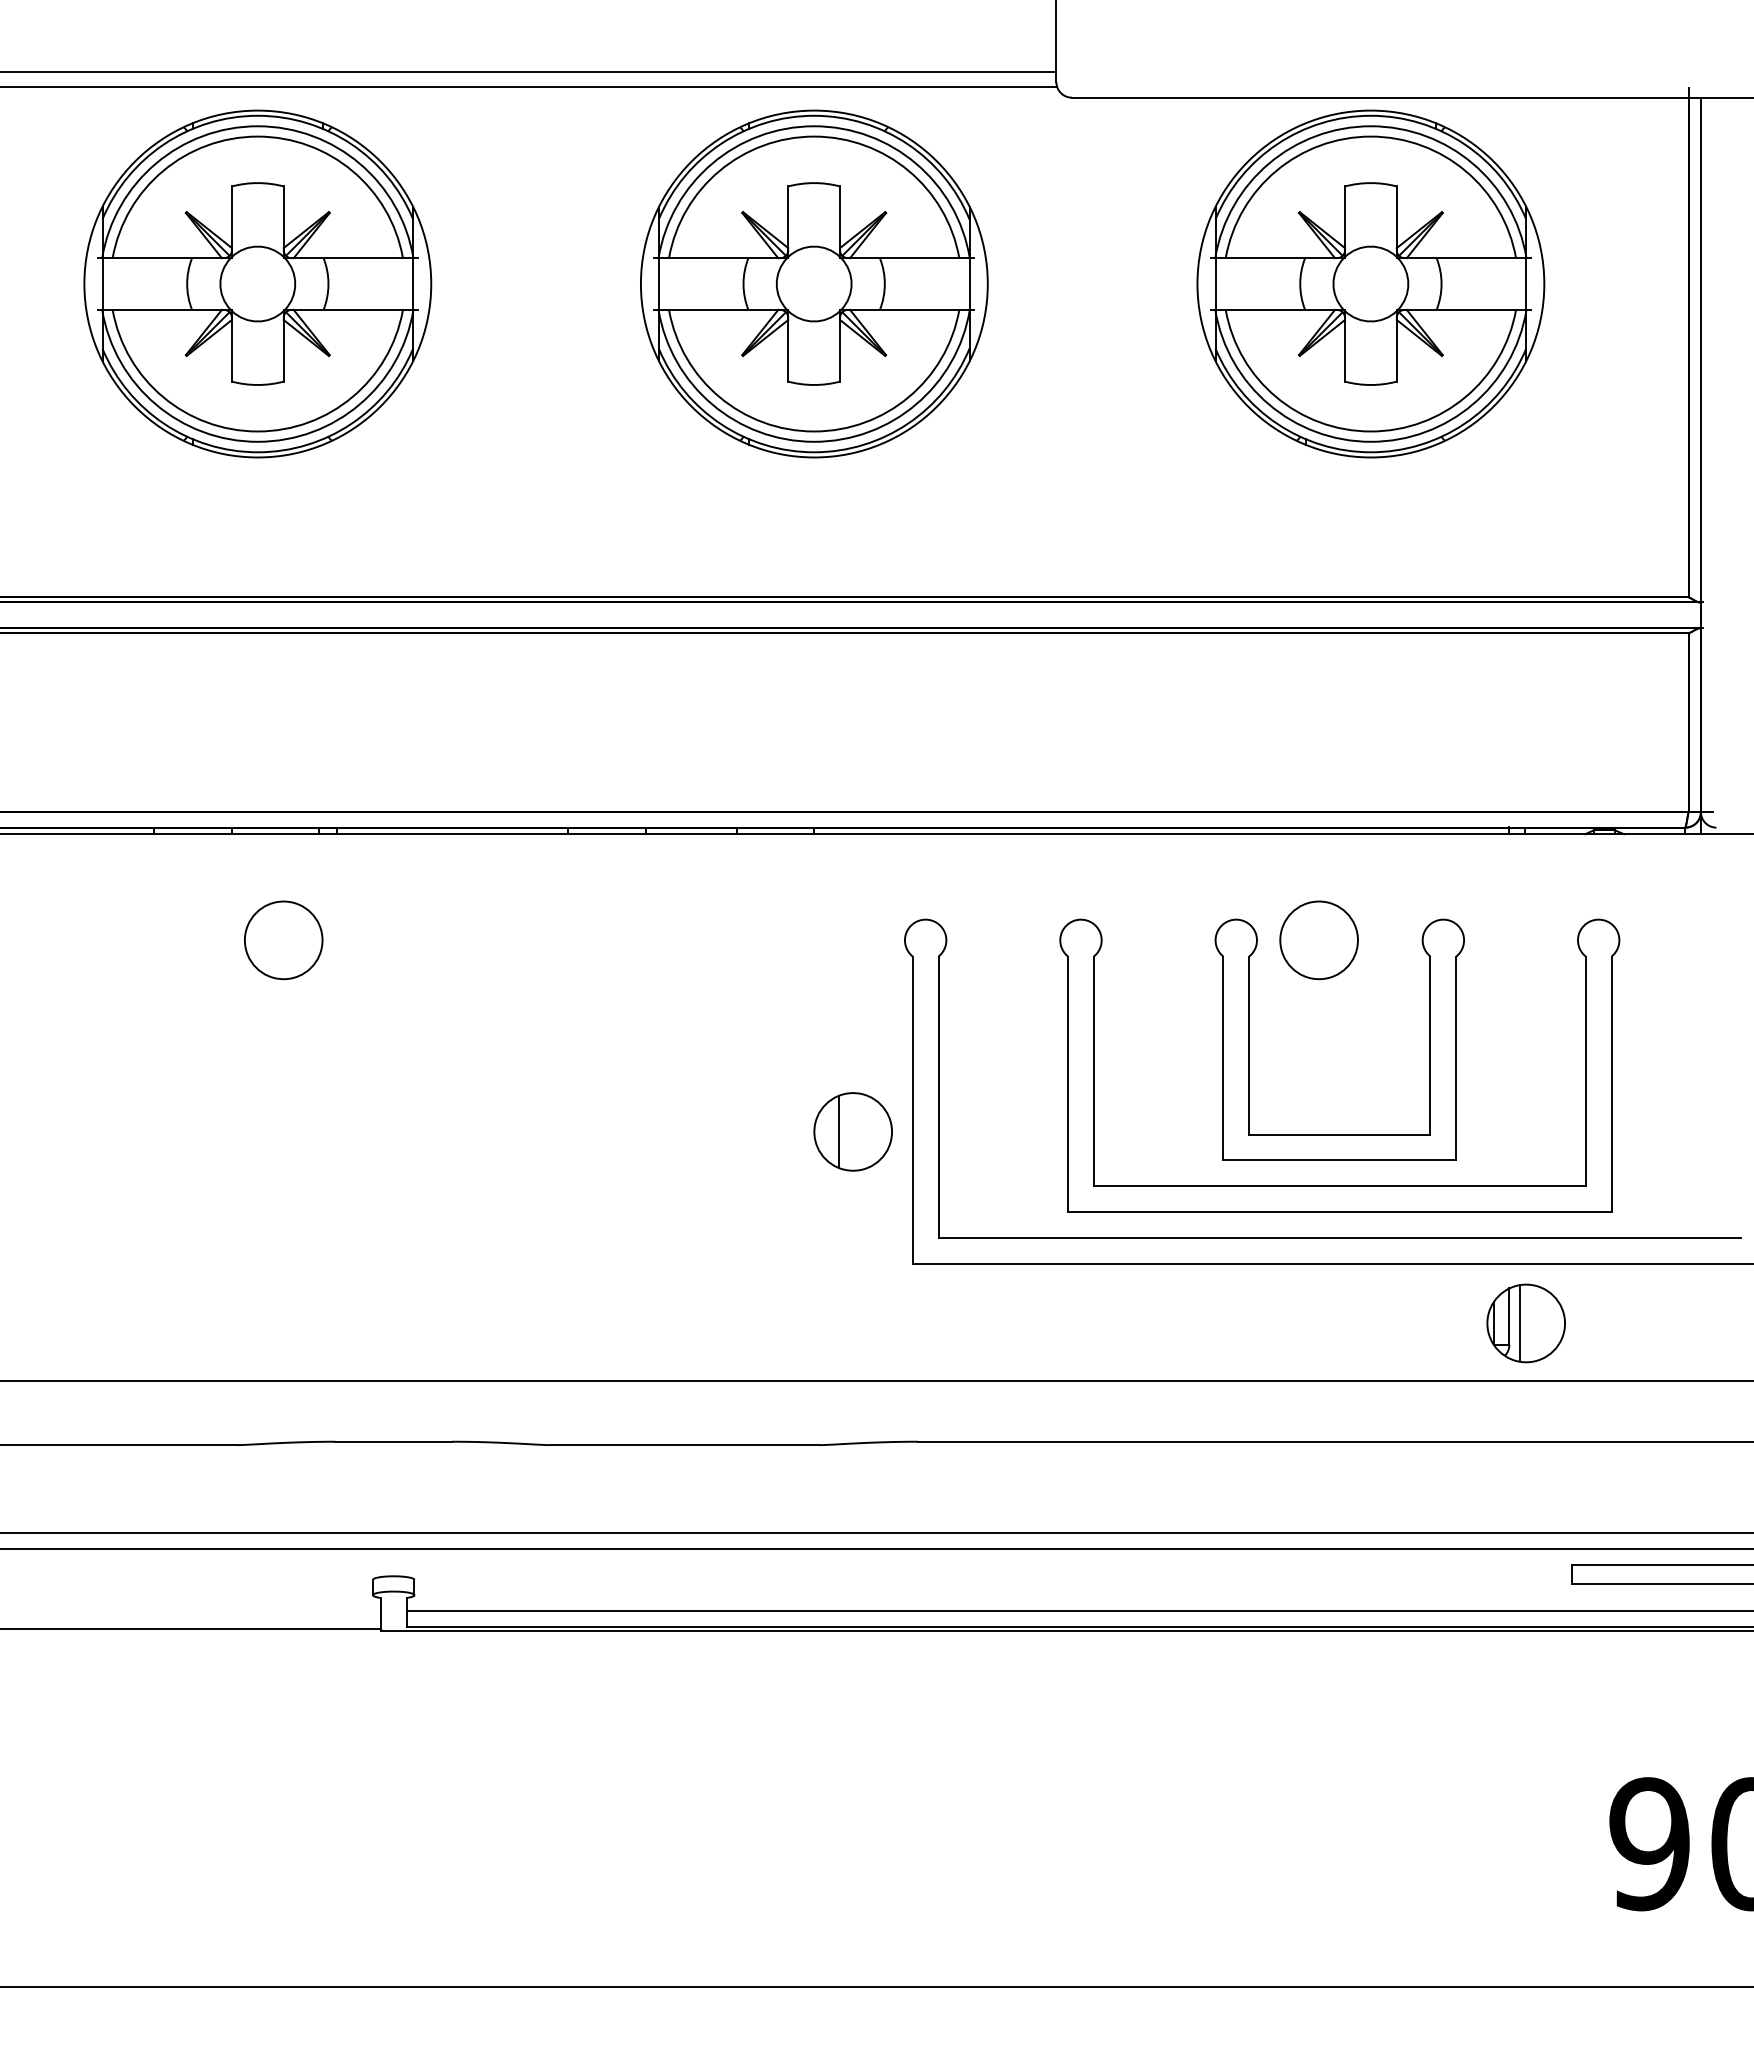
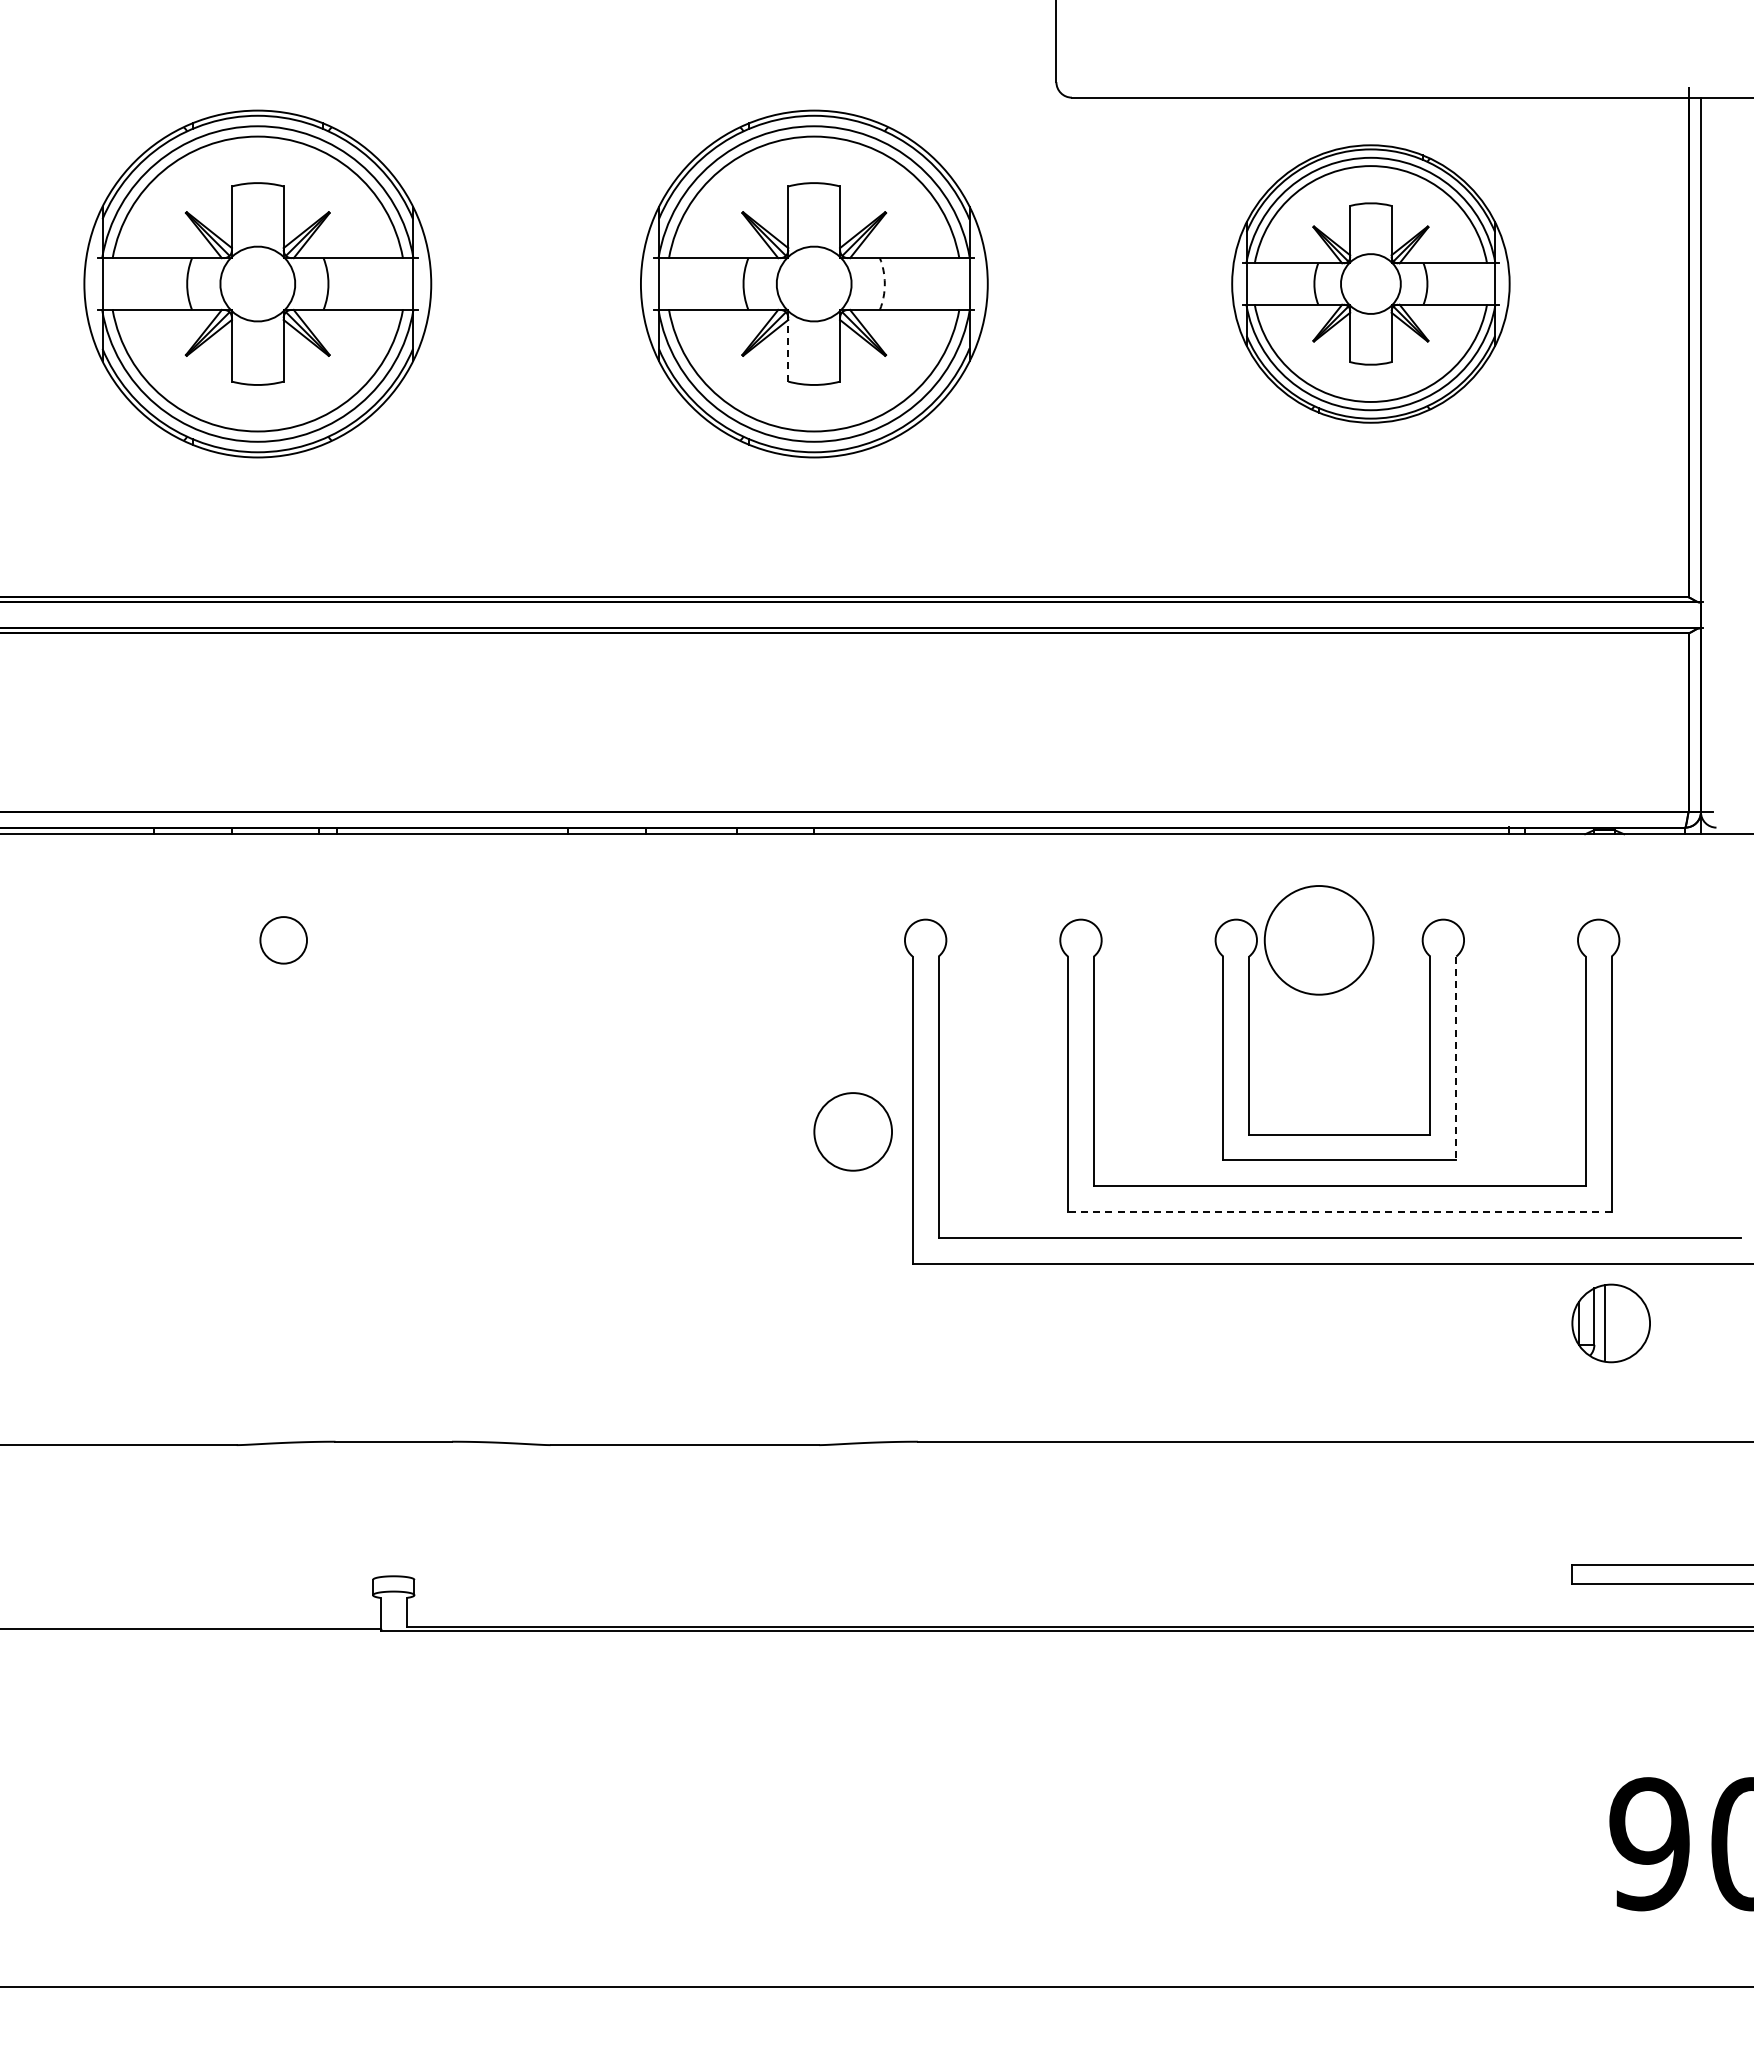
line: present -> none (529, 71)
line: present -> none (529, 87)
part size: 350x350 px -> 280x280 px (1370, 283)
arc: solid -> dashed (884, 284)
line: solid -> dashed (788, 350)
circle diameter: 78 px -> 47 px (283, 940)
circle diameter: 78 px -> 109 px (1318, 940)
line: solid -> dashed (1456, 1058)
line: present -> none (838, 1131)
line: solid -> dashed (1339, 1212)
part position: (1525, 1323) -> (1610, 1323) (1610, 1323)
line: present -> none (876, 1381)
line: present -> none (876, 1533)
line: present -> none (876, 1548)
line: present -> none (1078, 1611)
